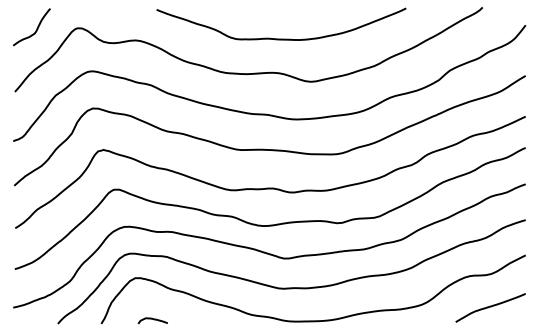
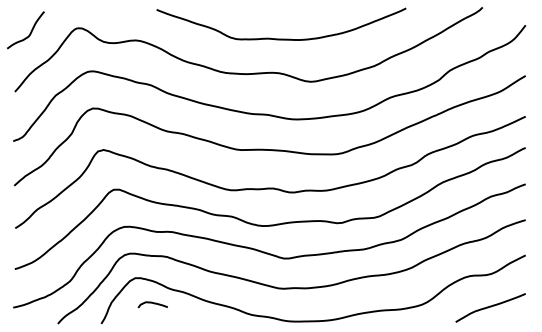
curve position: (35, 30) -> (29, 33) (29, 33)
curve position: (152, 319) -> (152, 303) (152, 303)
